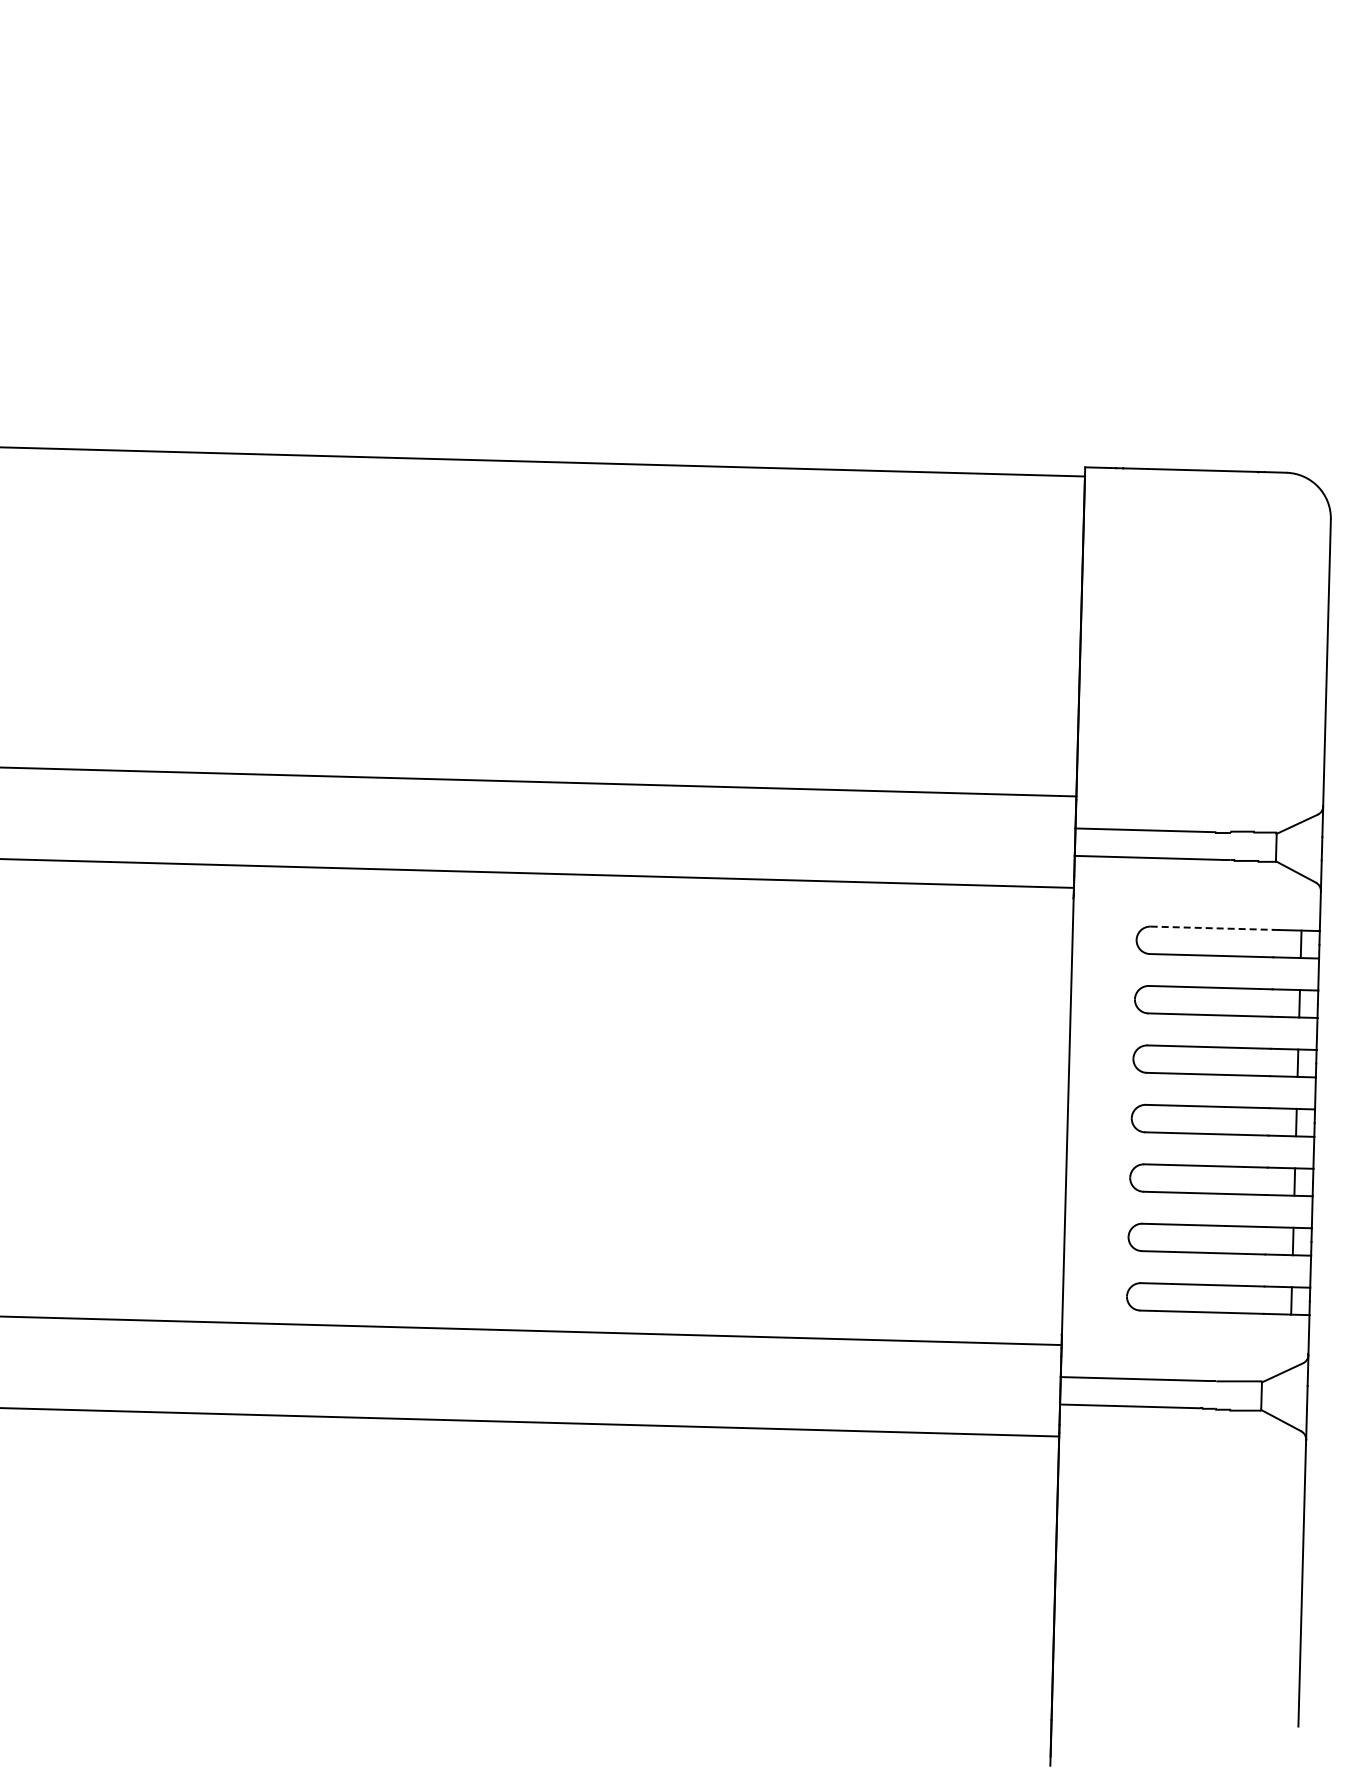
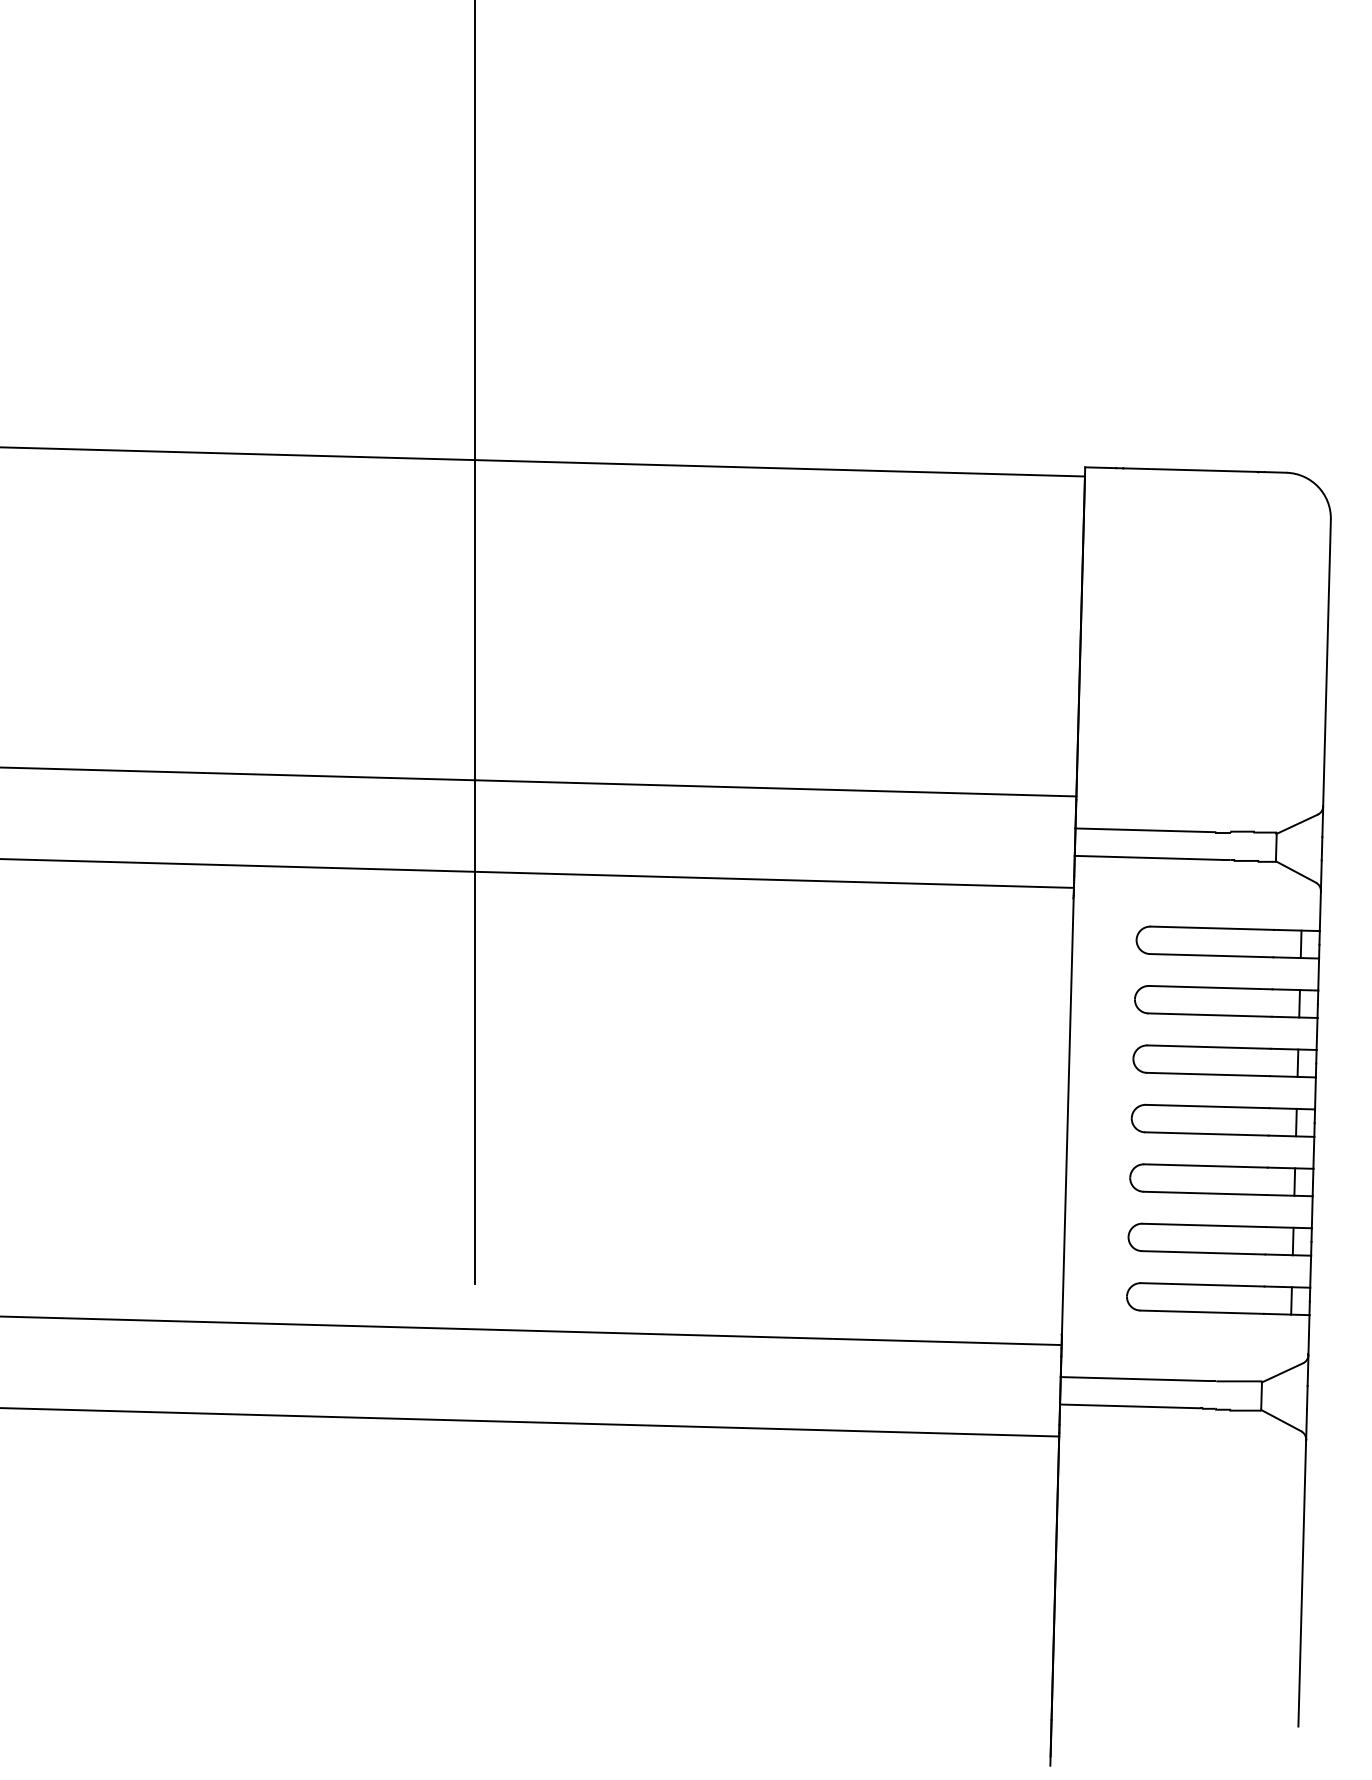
line: none -> present (474, 642)
line: dashed -> solid (1212, 928)
